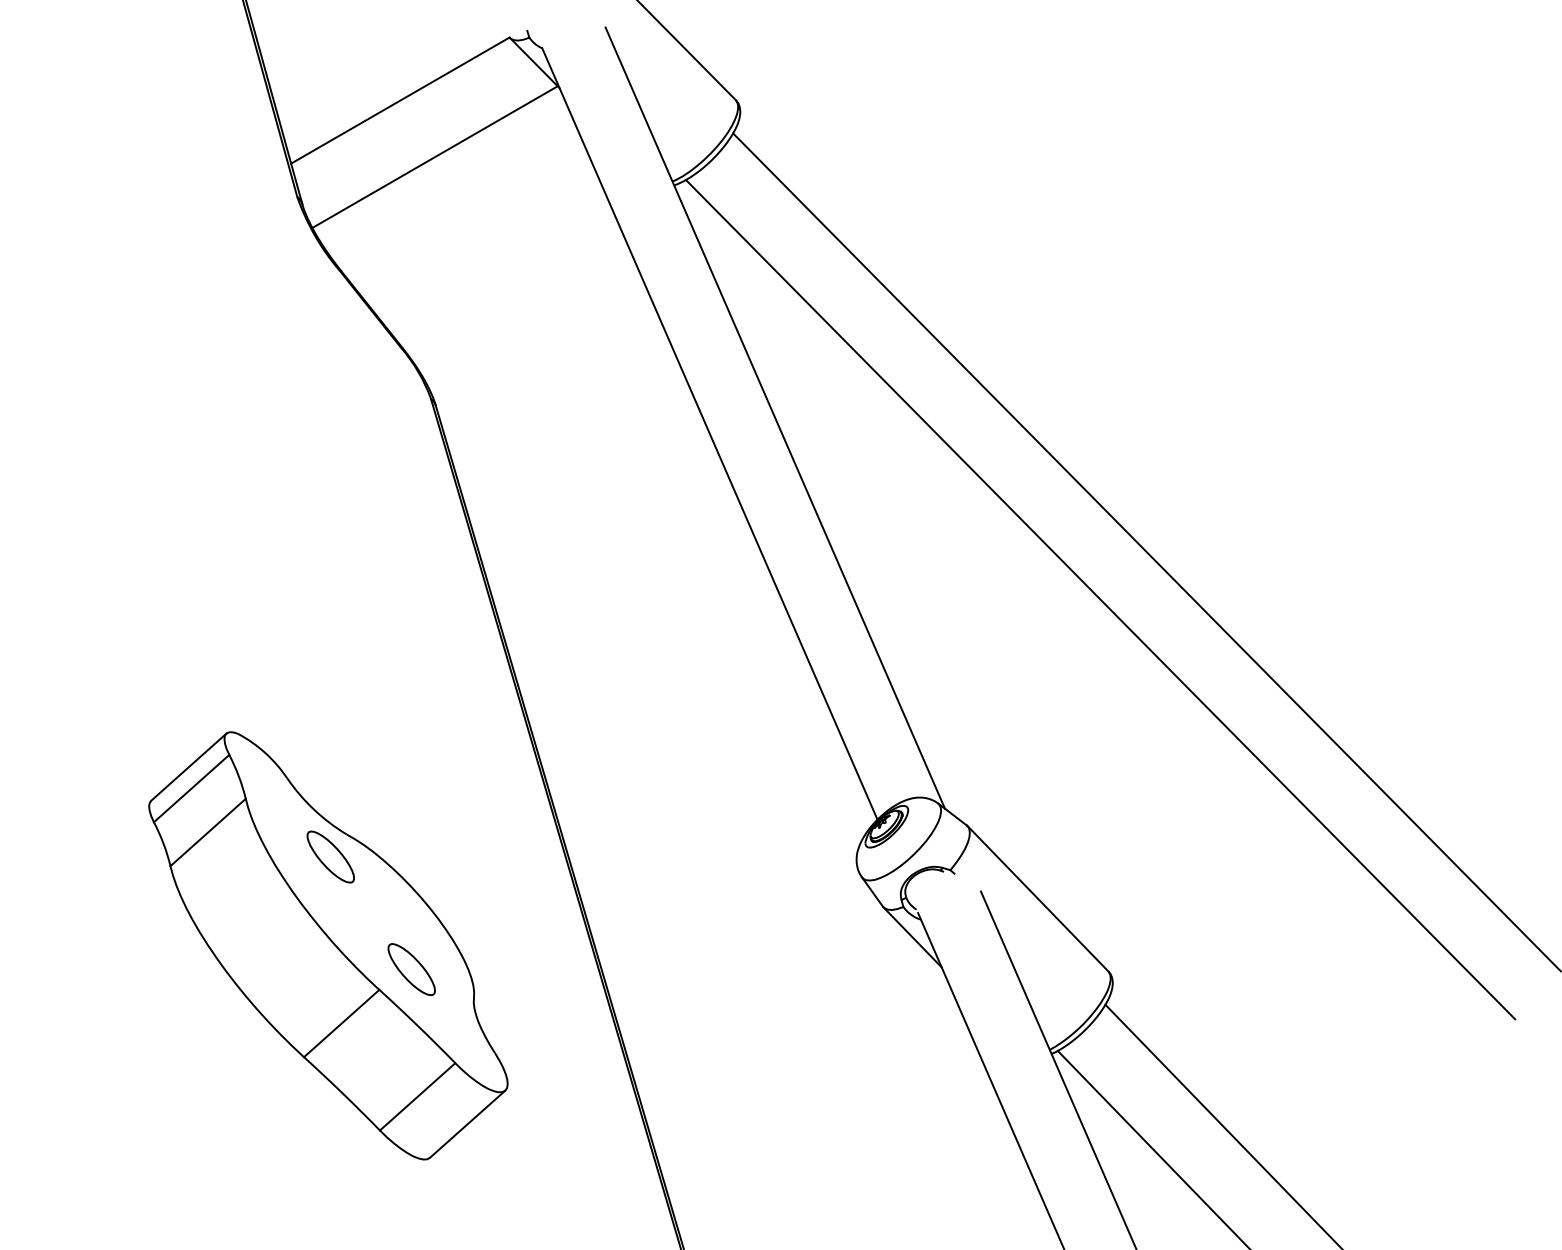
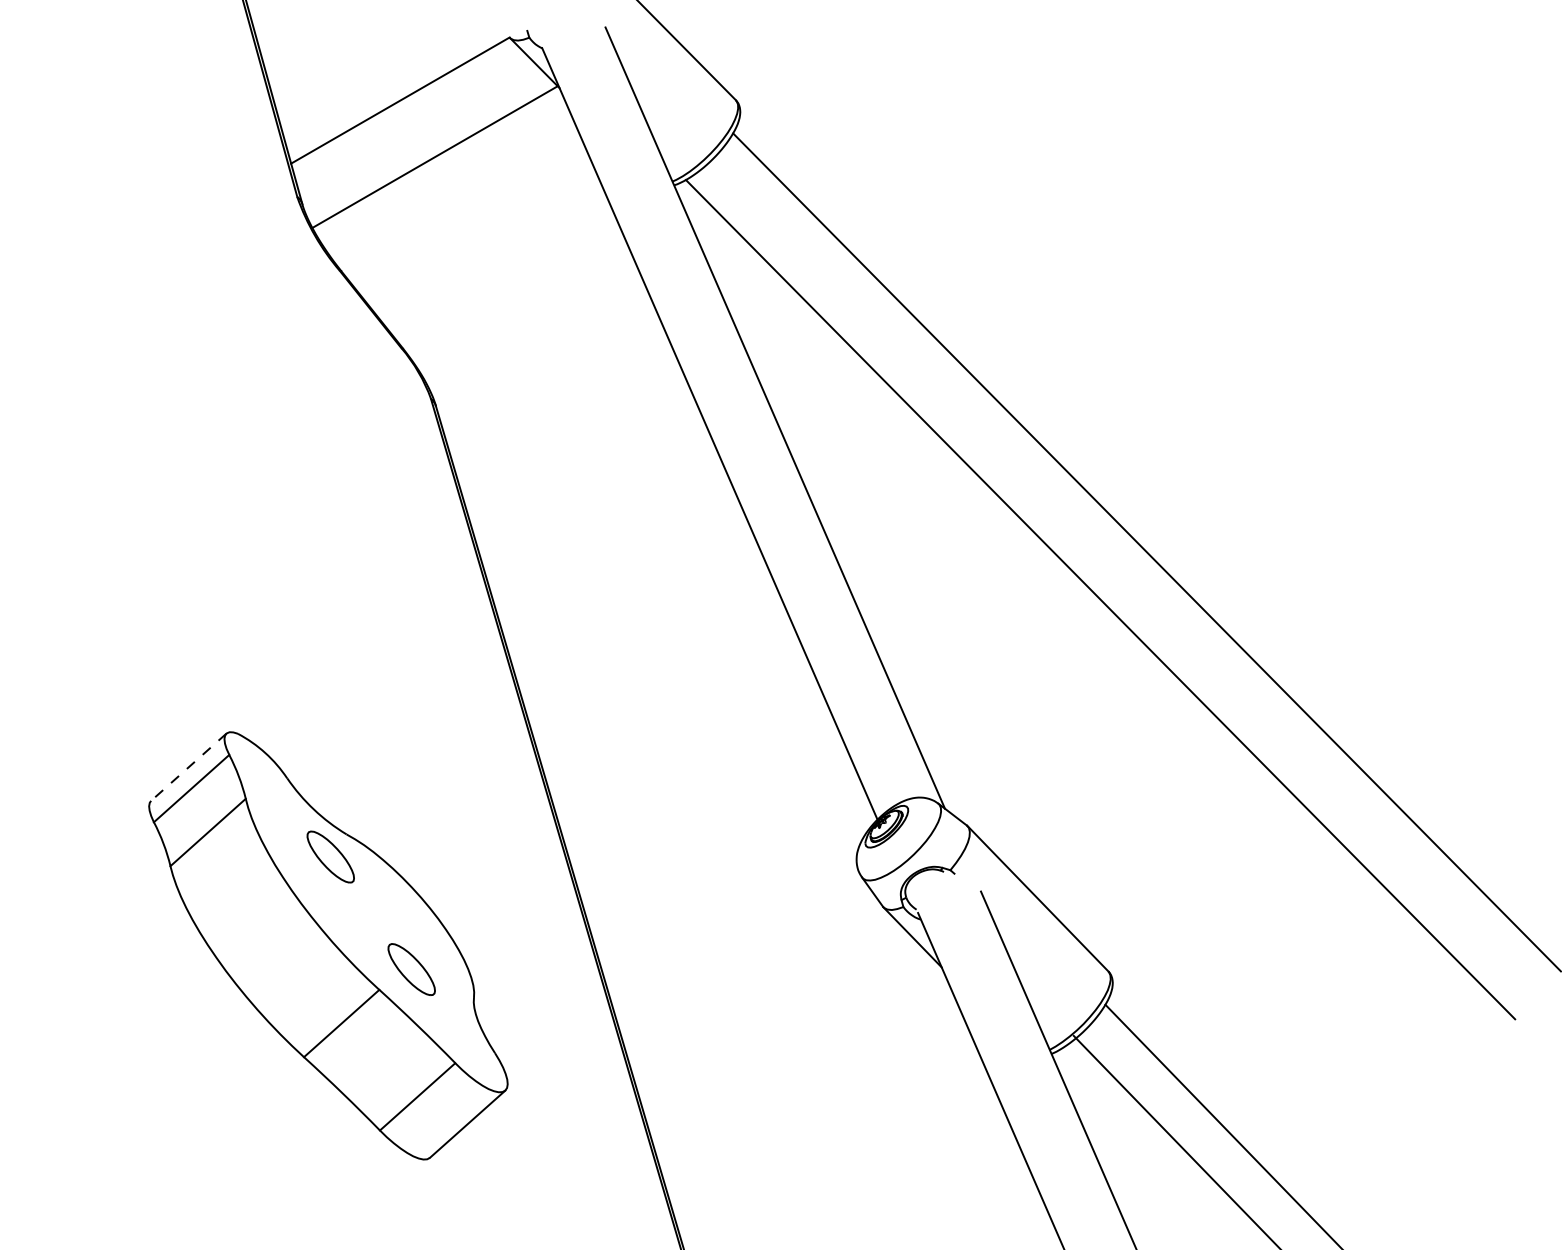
line: solid -> dashed (188, 767)
line position: (1152, 1148) -> (1175, 1140) (1175, 1140)
